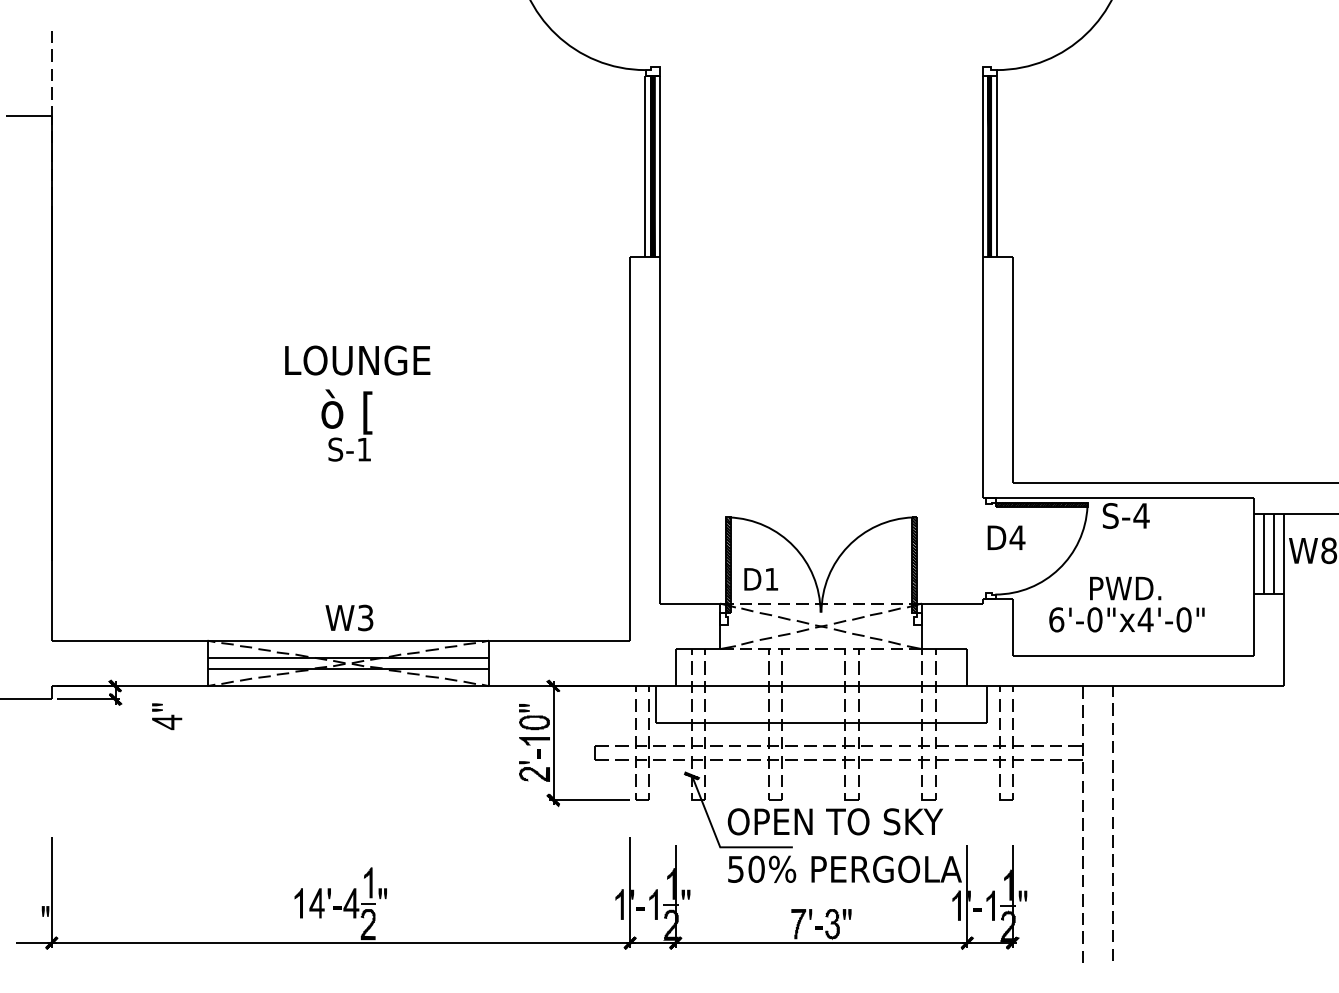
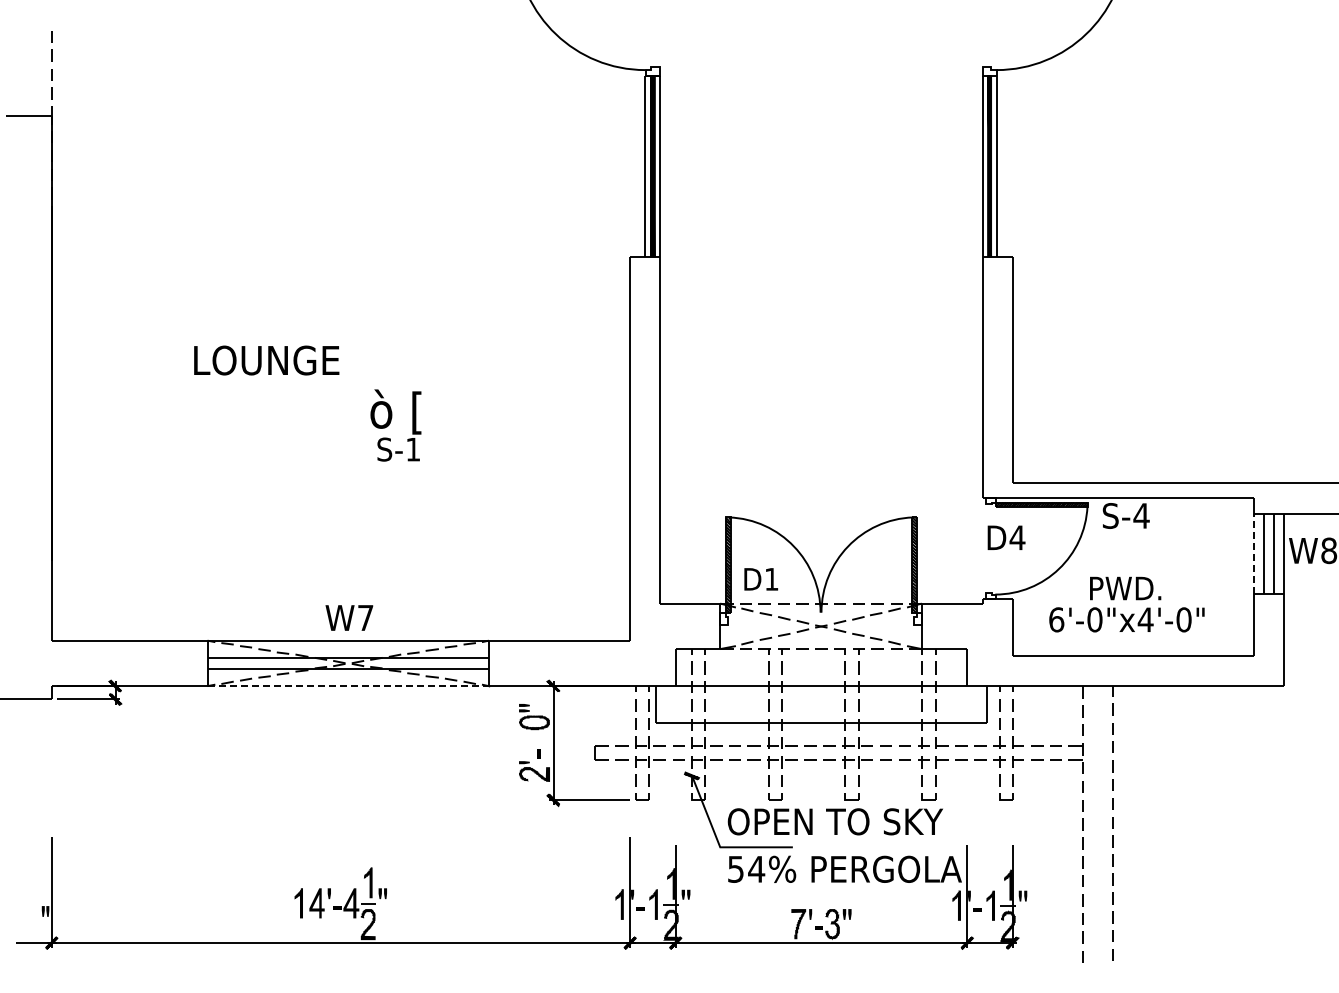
text position: (357, 360) -> (266, 360) (266, 360)
text position: (346, 425) -> (395, 425) (395, 425)
line: solid -> dashed (1254, 553)
text: W3 -> W7 (365, 617)
line: solid -> dashed (349, 686)
part: present -> none (167, 716)
fill: present -> none (534, 741)
text: 50% -> 54% (756, 868)
